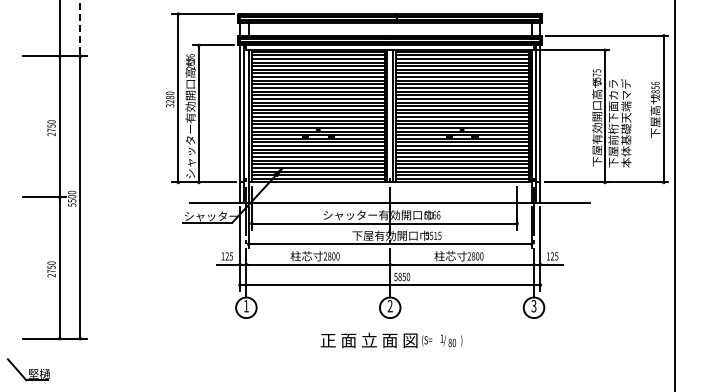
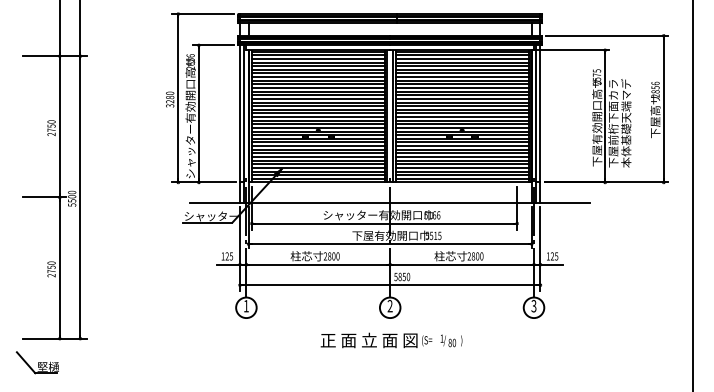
line: dashed -> solid (80, 27)
line position: (674, 195) -> (692, 195) (692, 195)
part position: (27, 369) -> (36, 362) (36, 362)
